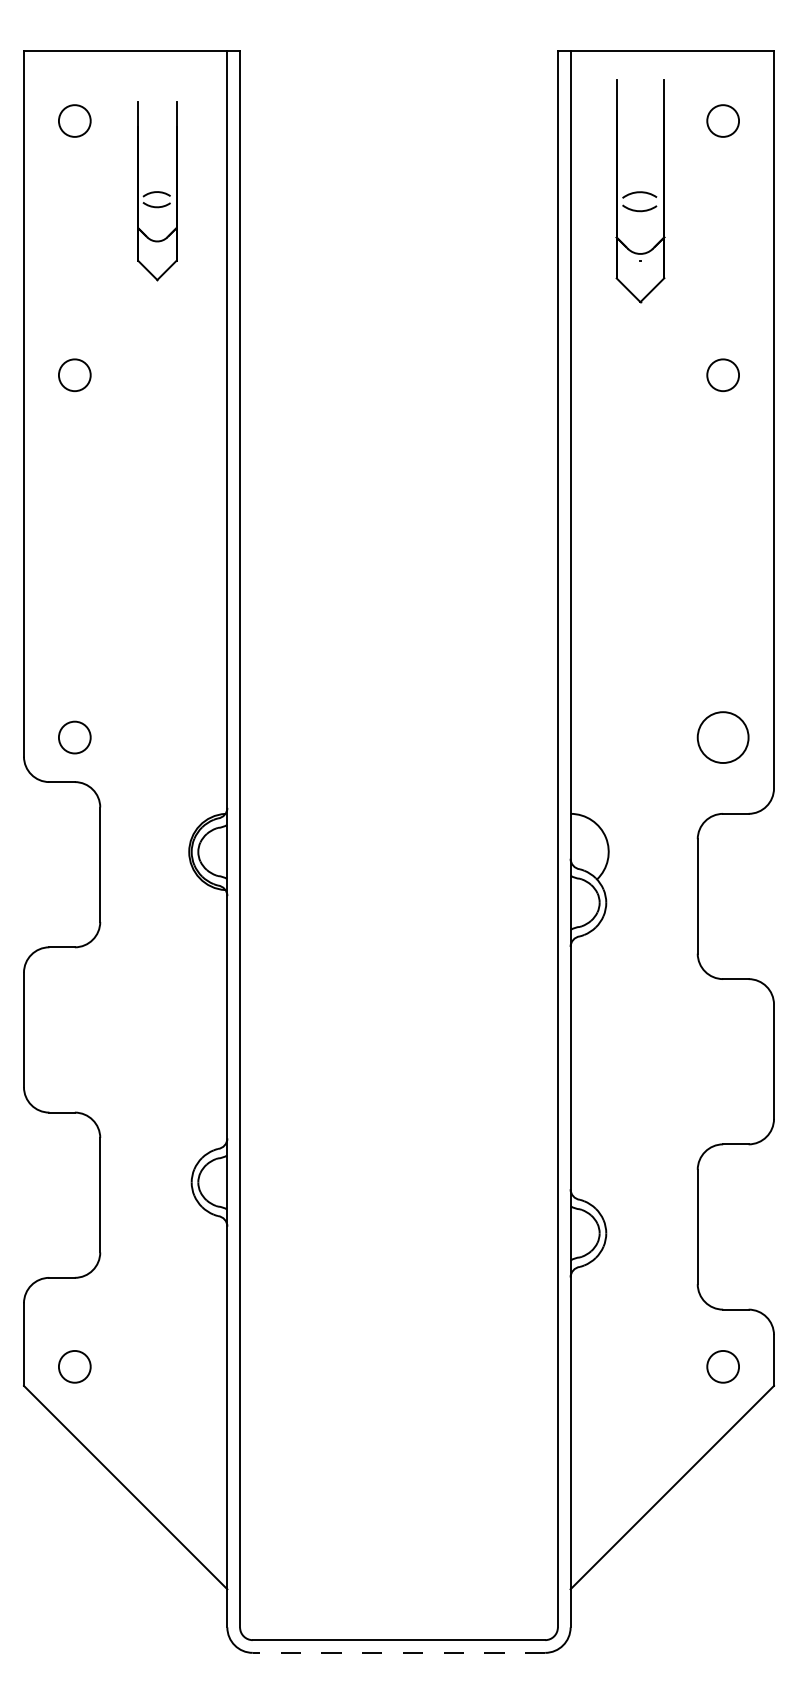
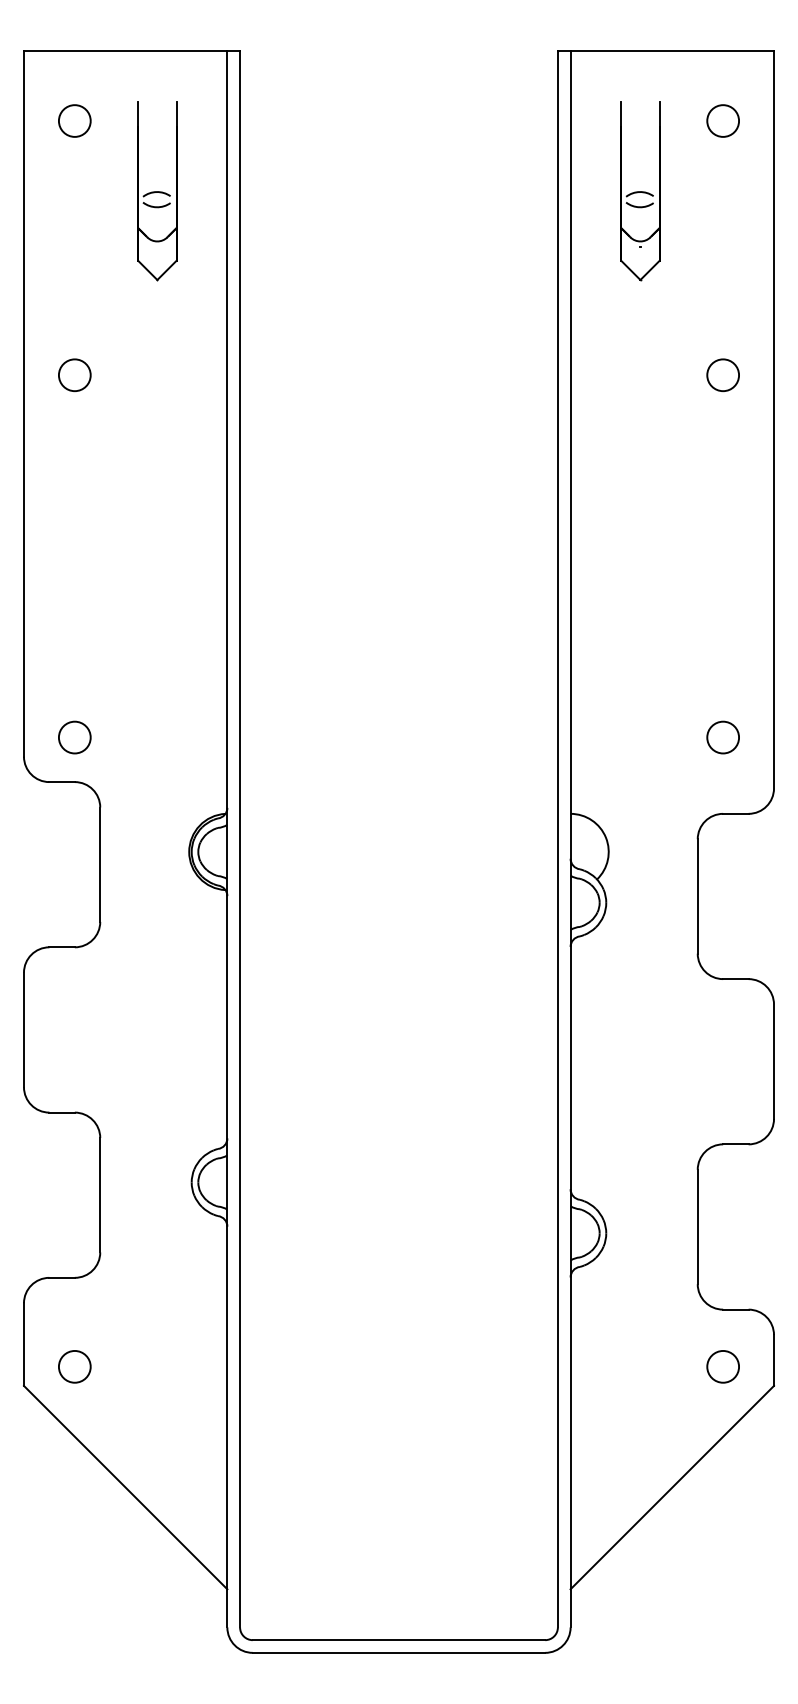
part size: 51x225 px -> 41x181 px (640, 191)
circle diameter: 51 px -> 32 px (723, 737)
line: dashed -> solid (398, 1652)
